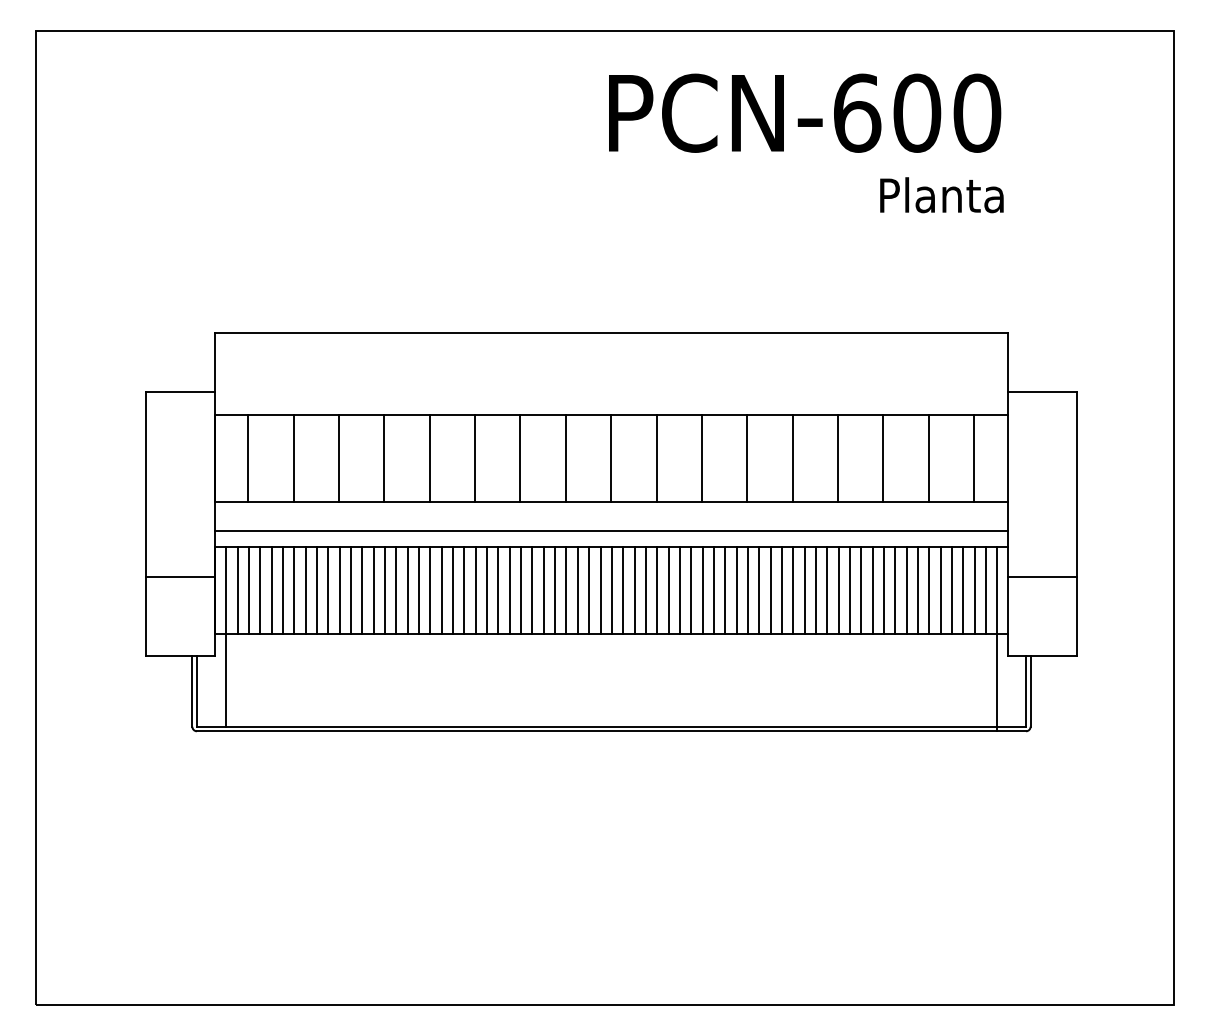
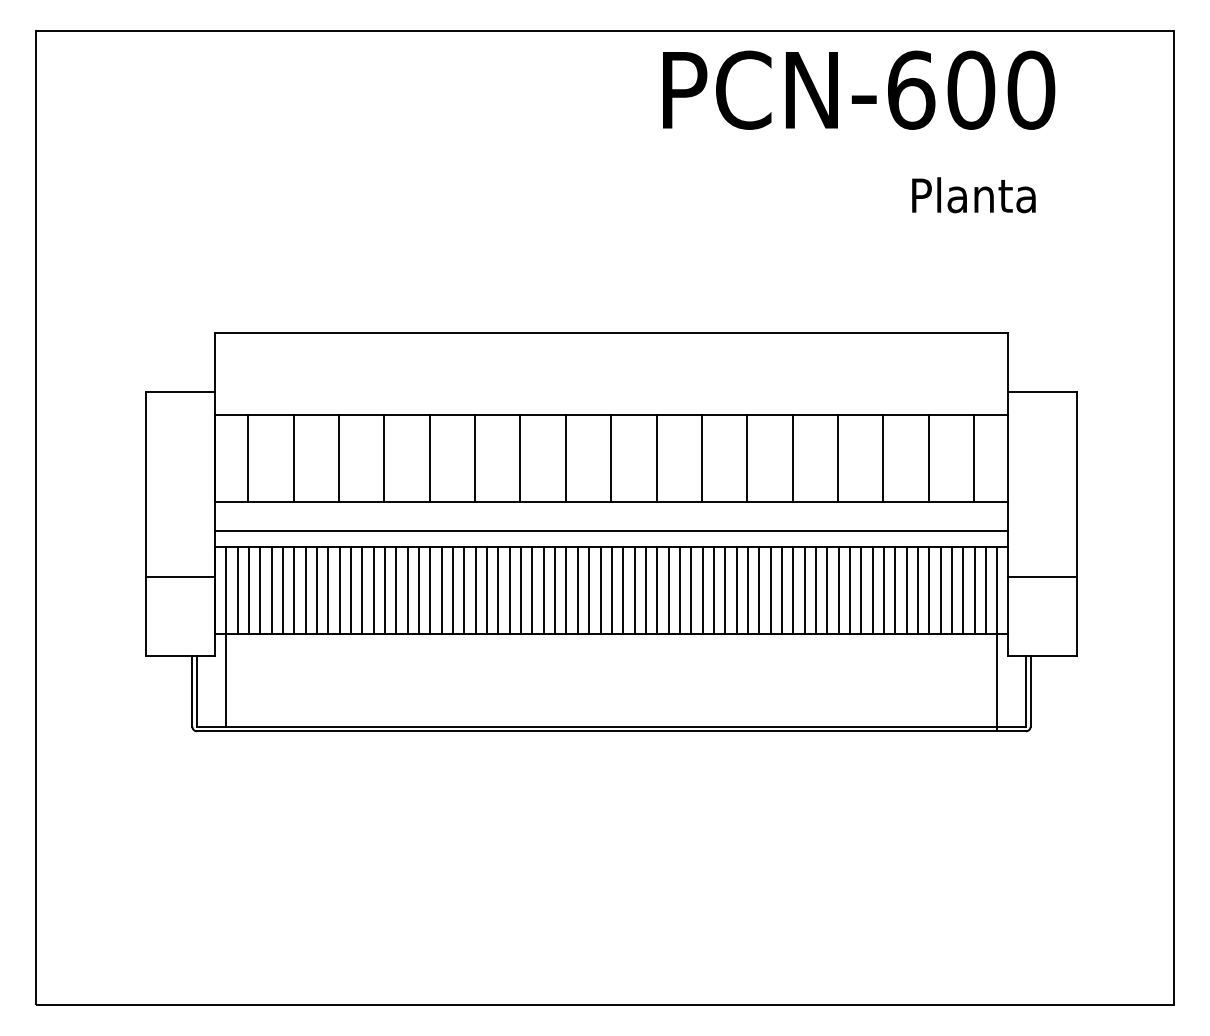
text position: (805, 112) -> (859, 89) (859, 89)
text position: (941, 195) -> (973, 195) (973, 195)
